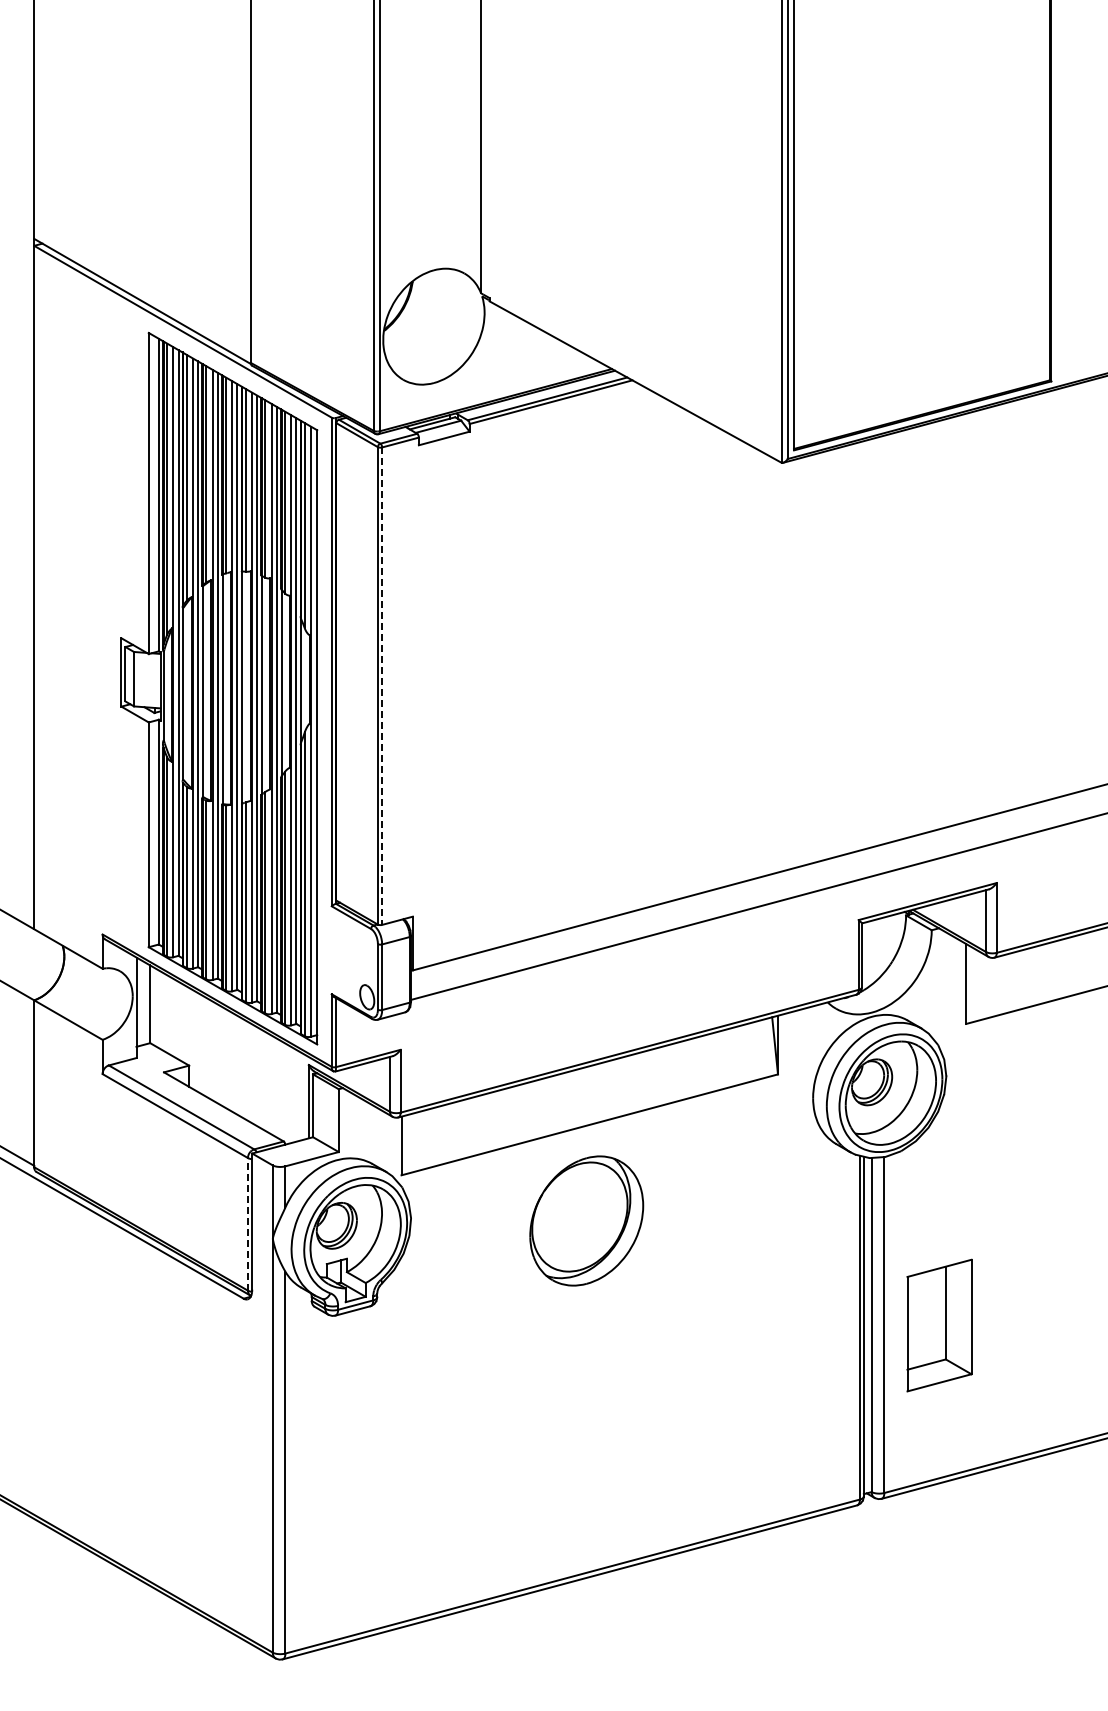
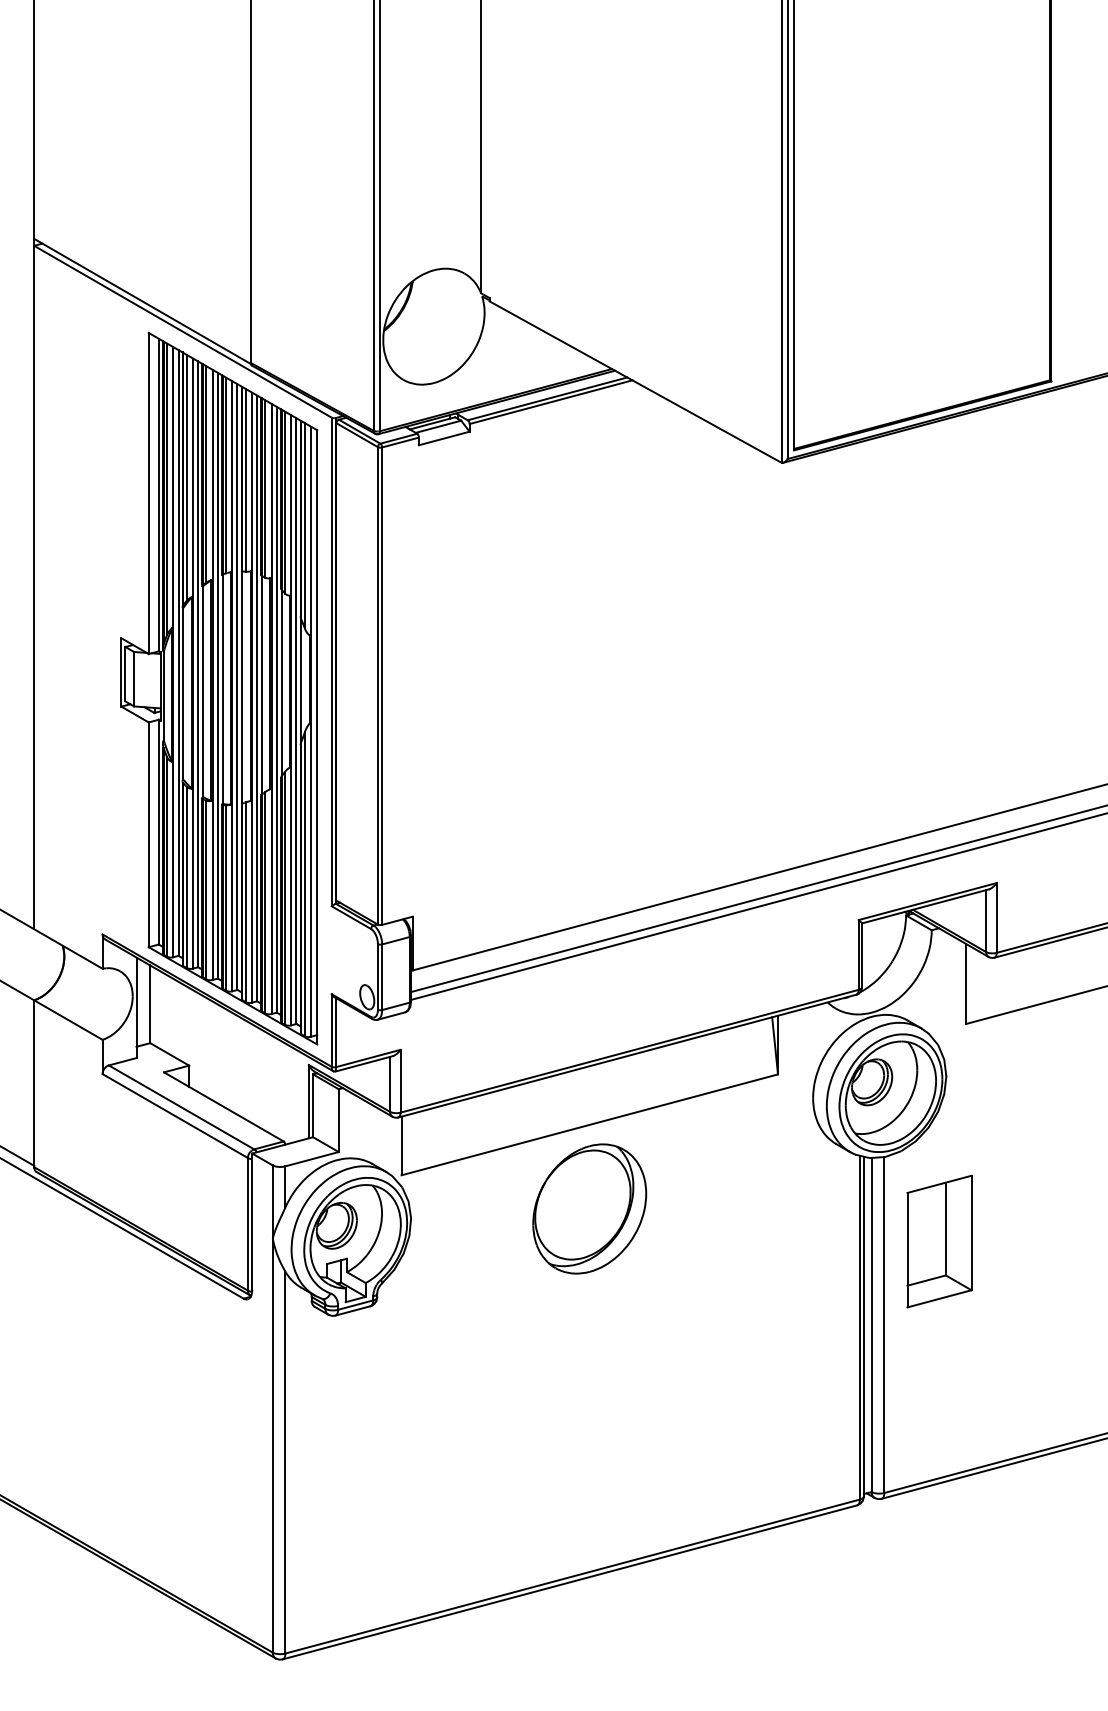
line: dashed -> solid (382, 686)
line: none -> present (757, 899)
part position: (586, 1220) -> (589, 1208) (589, 1208)
line: dashed -> solid (247, 1223)
part position: (939, 1325) -> (939, 1241) (939, 1241)
